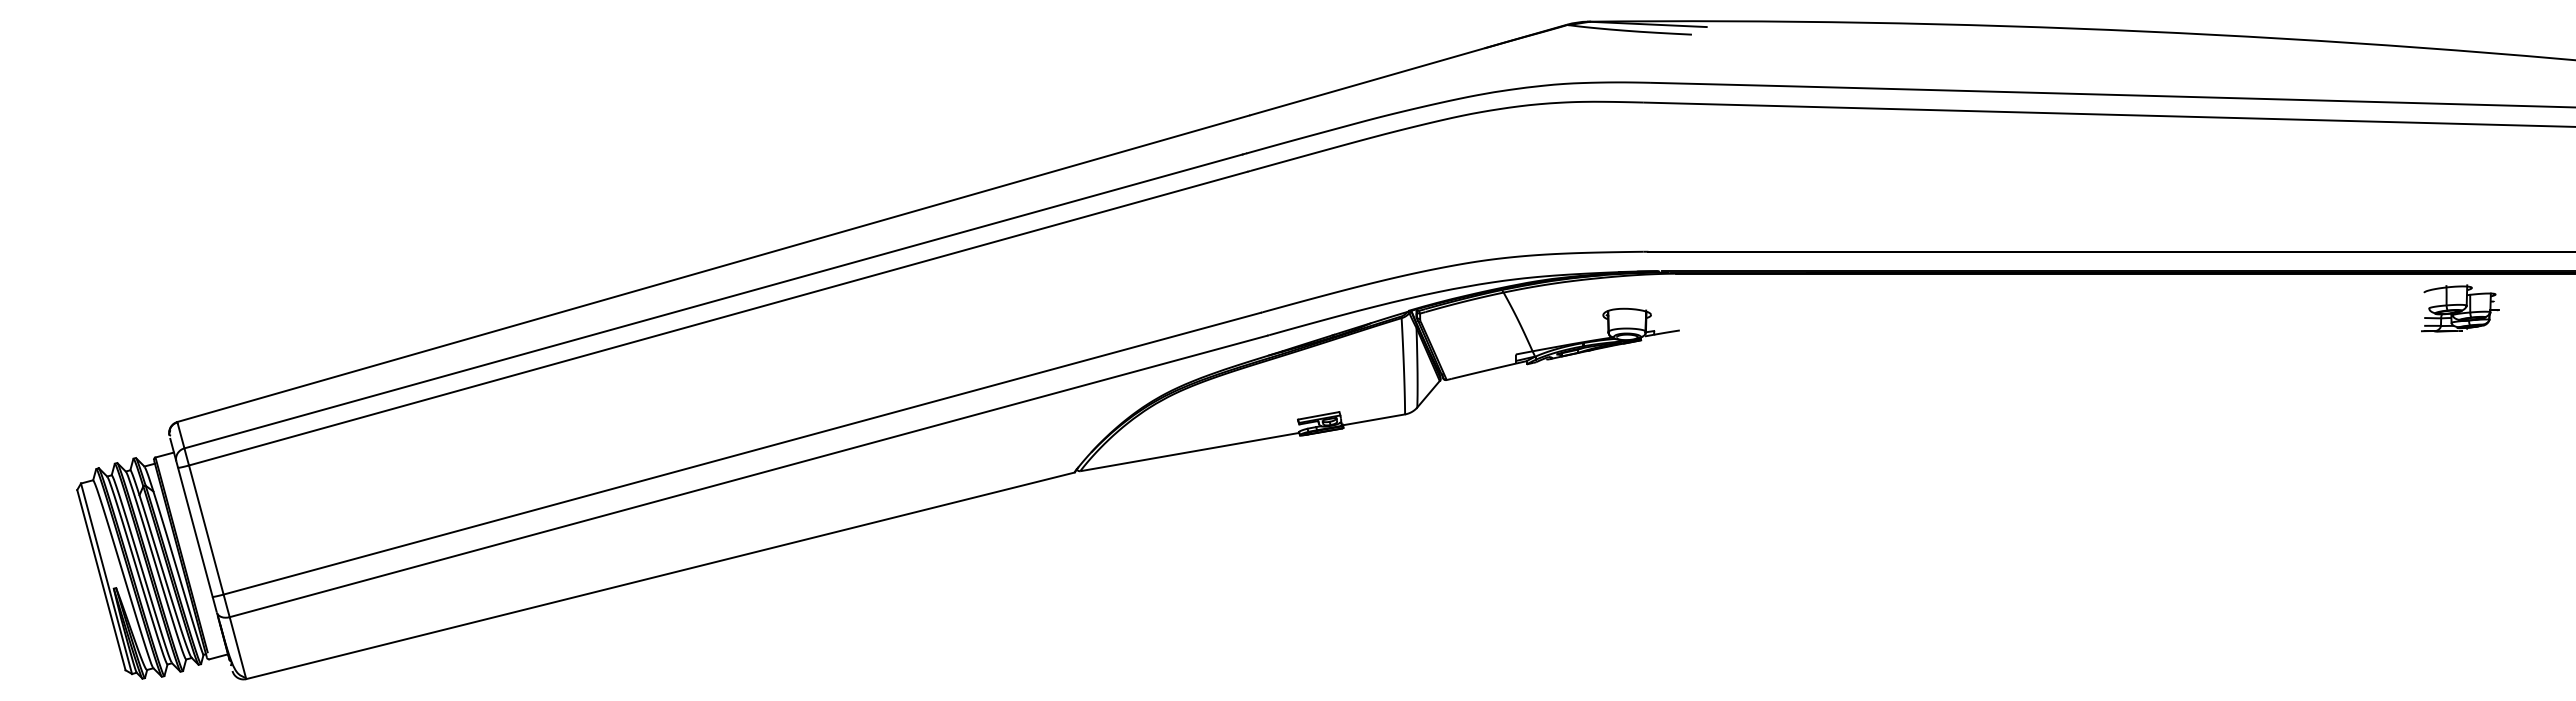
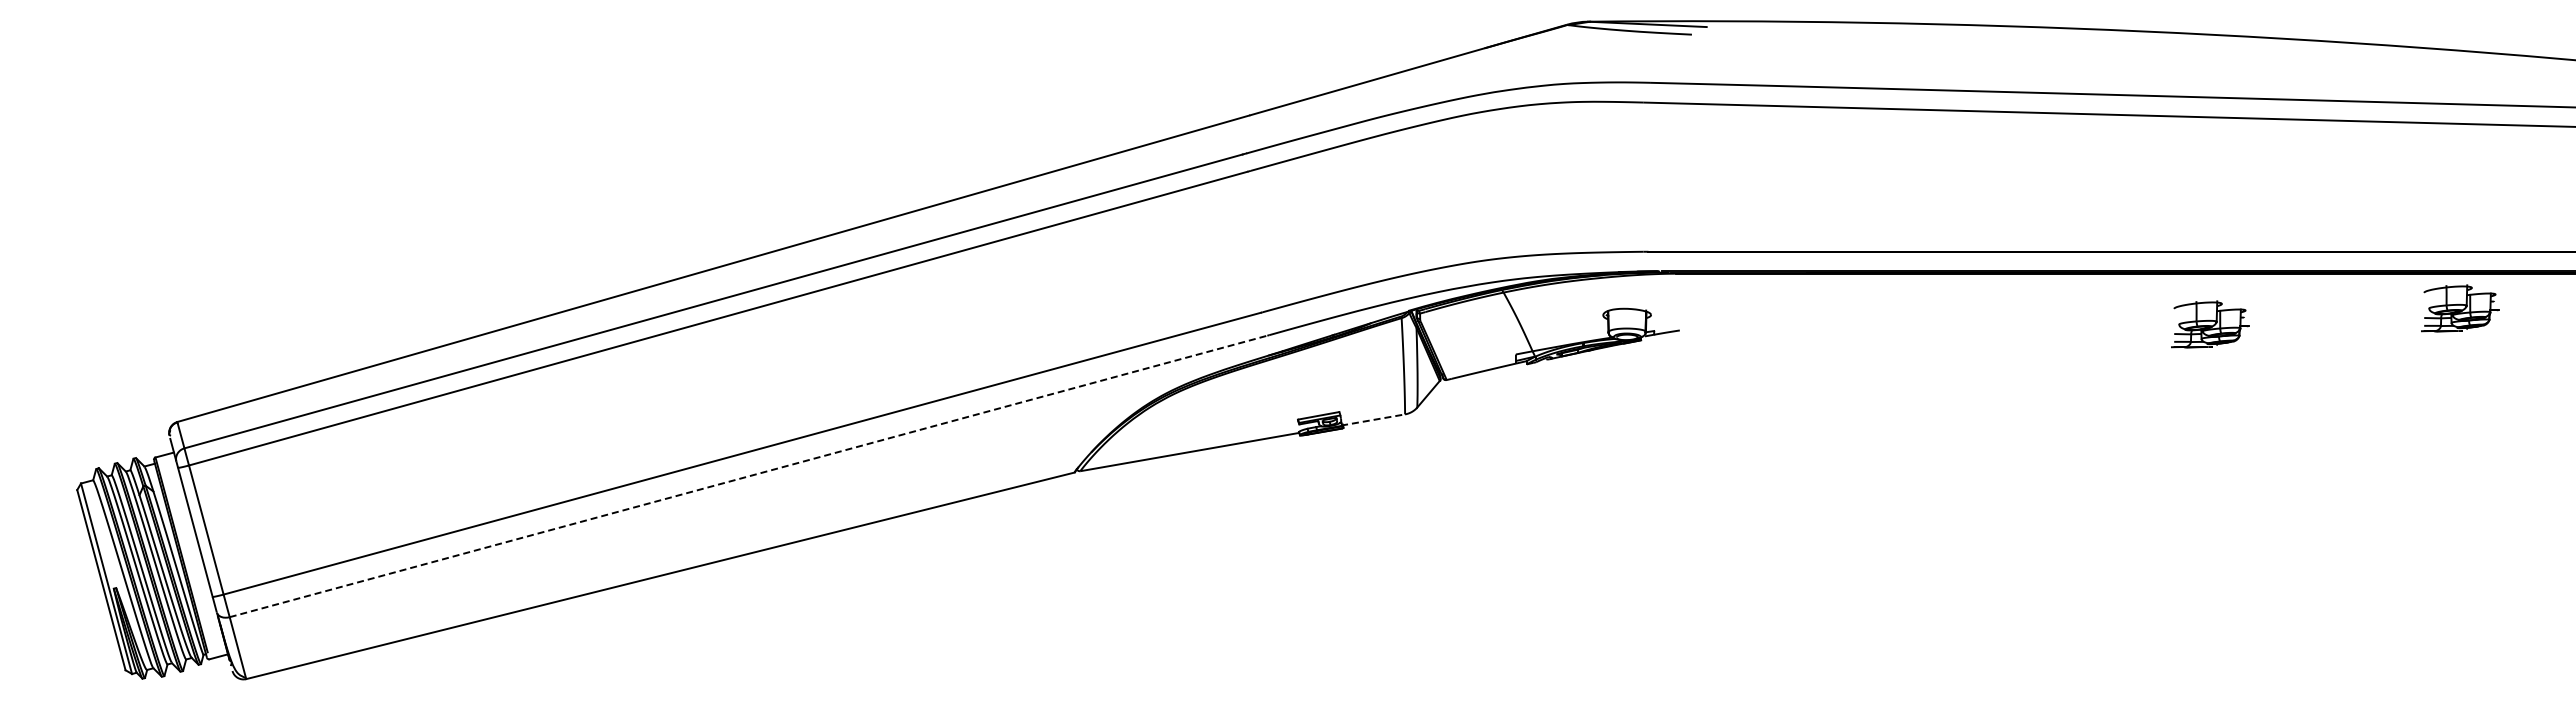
part: none -> present (2210, 324)
line: solid -> dashed (1373, 419)
line: solid -> dashed (748, 476)
